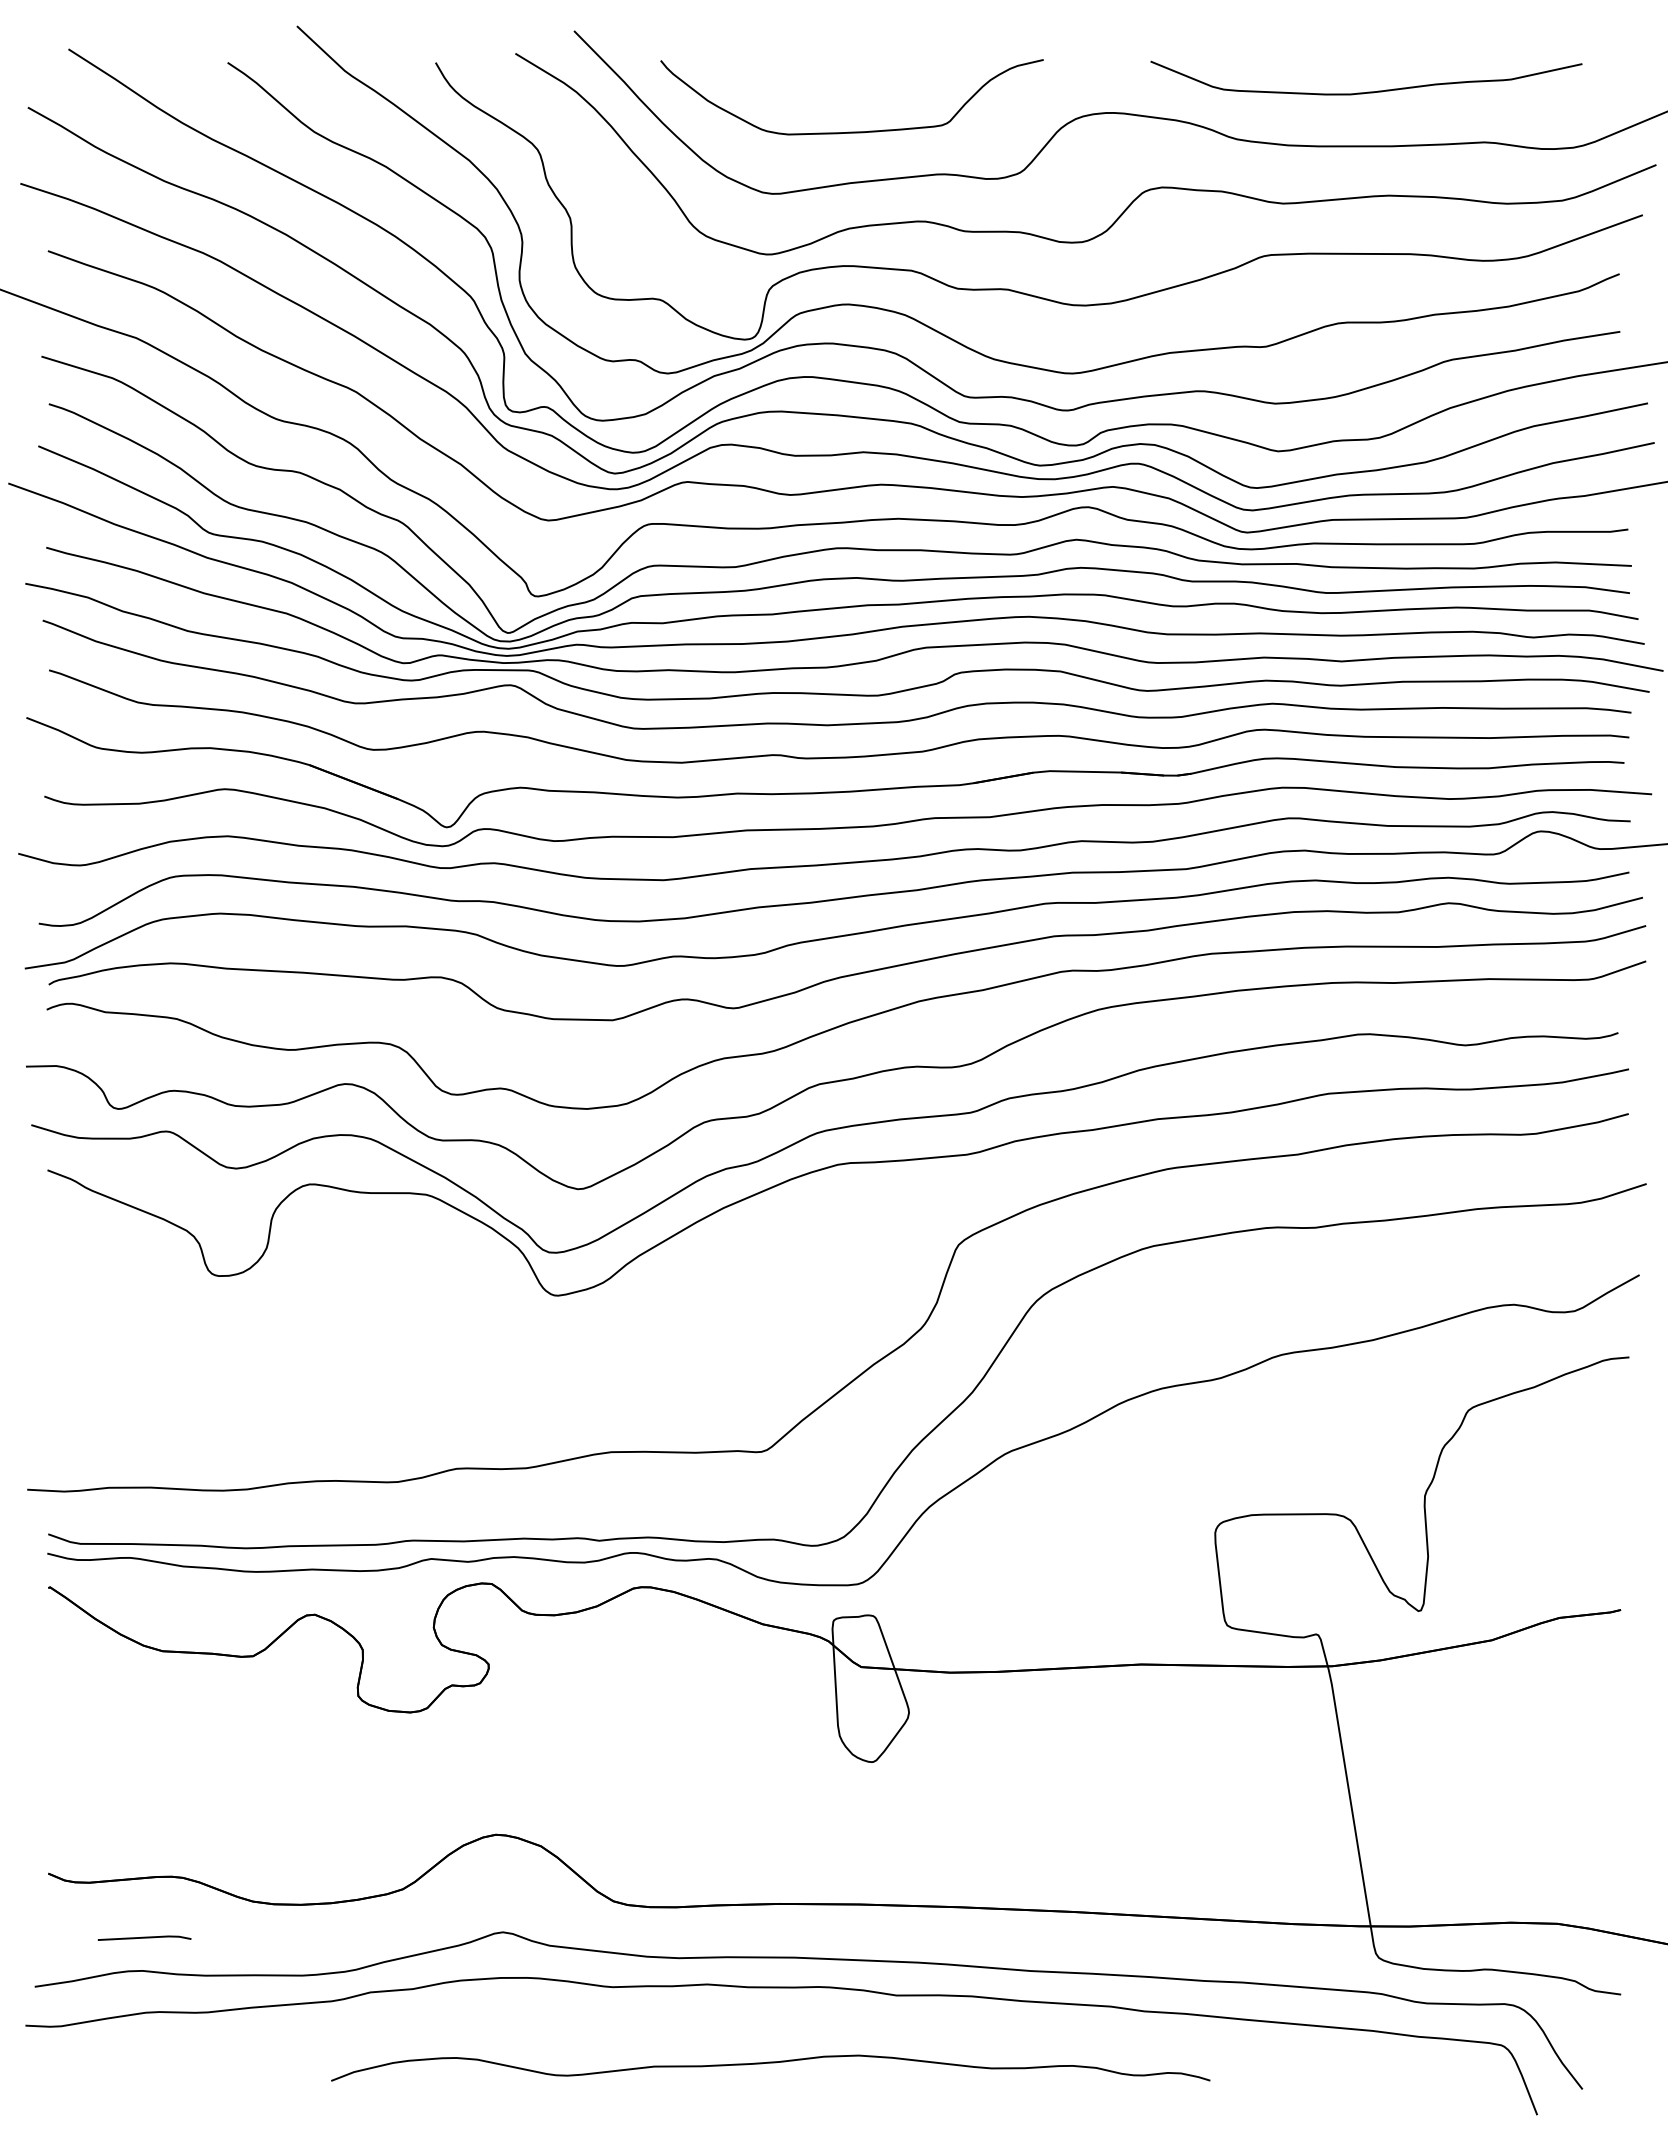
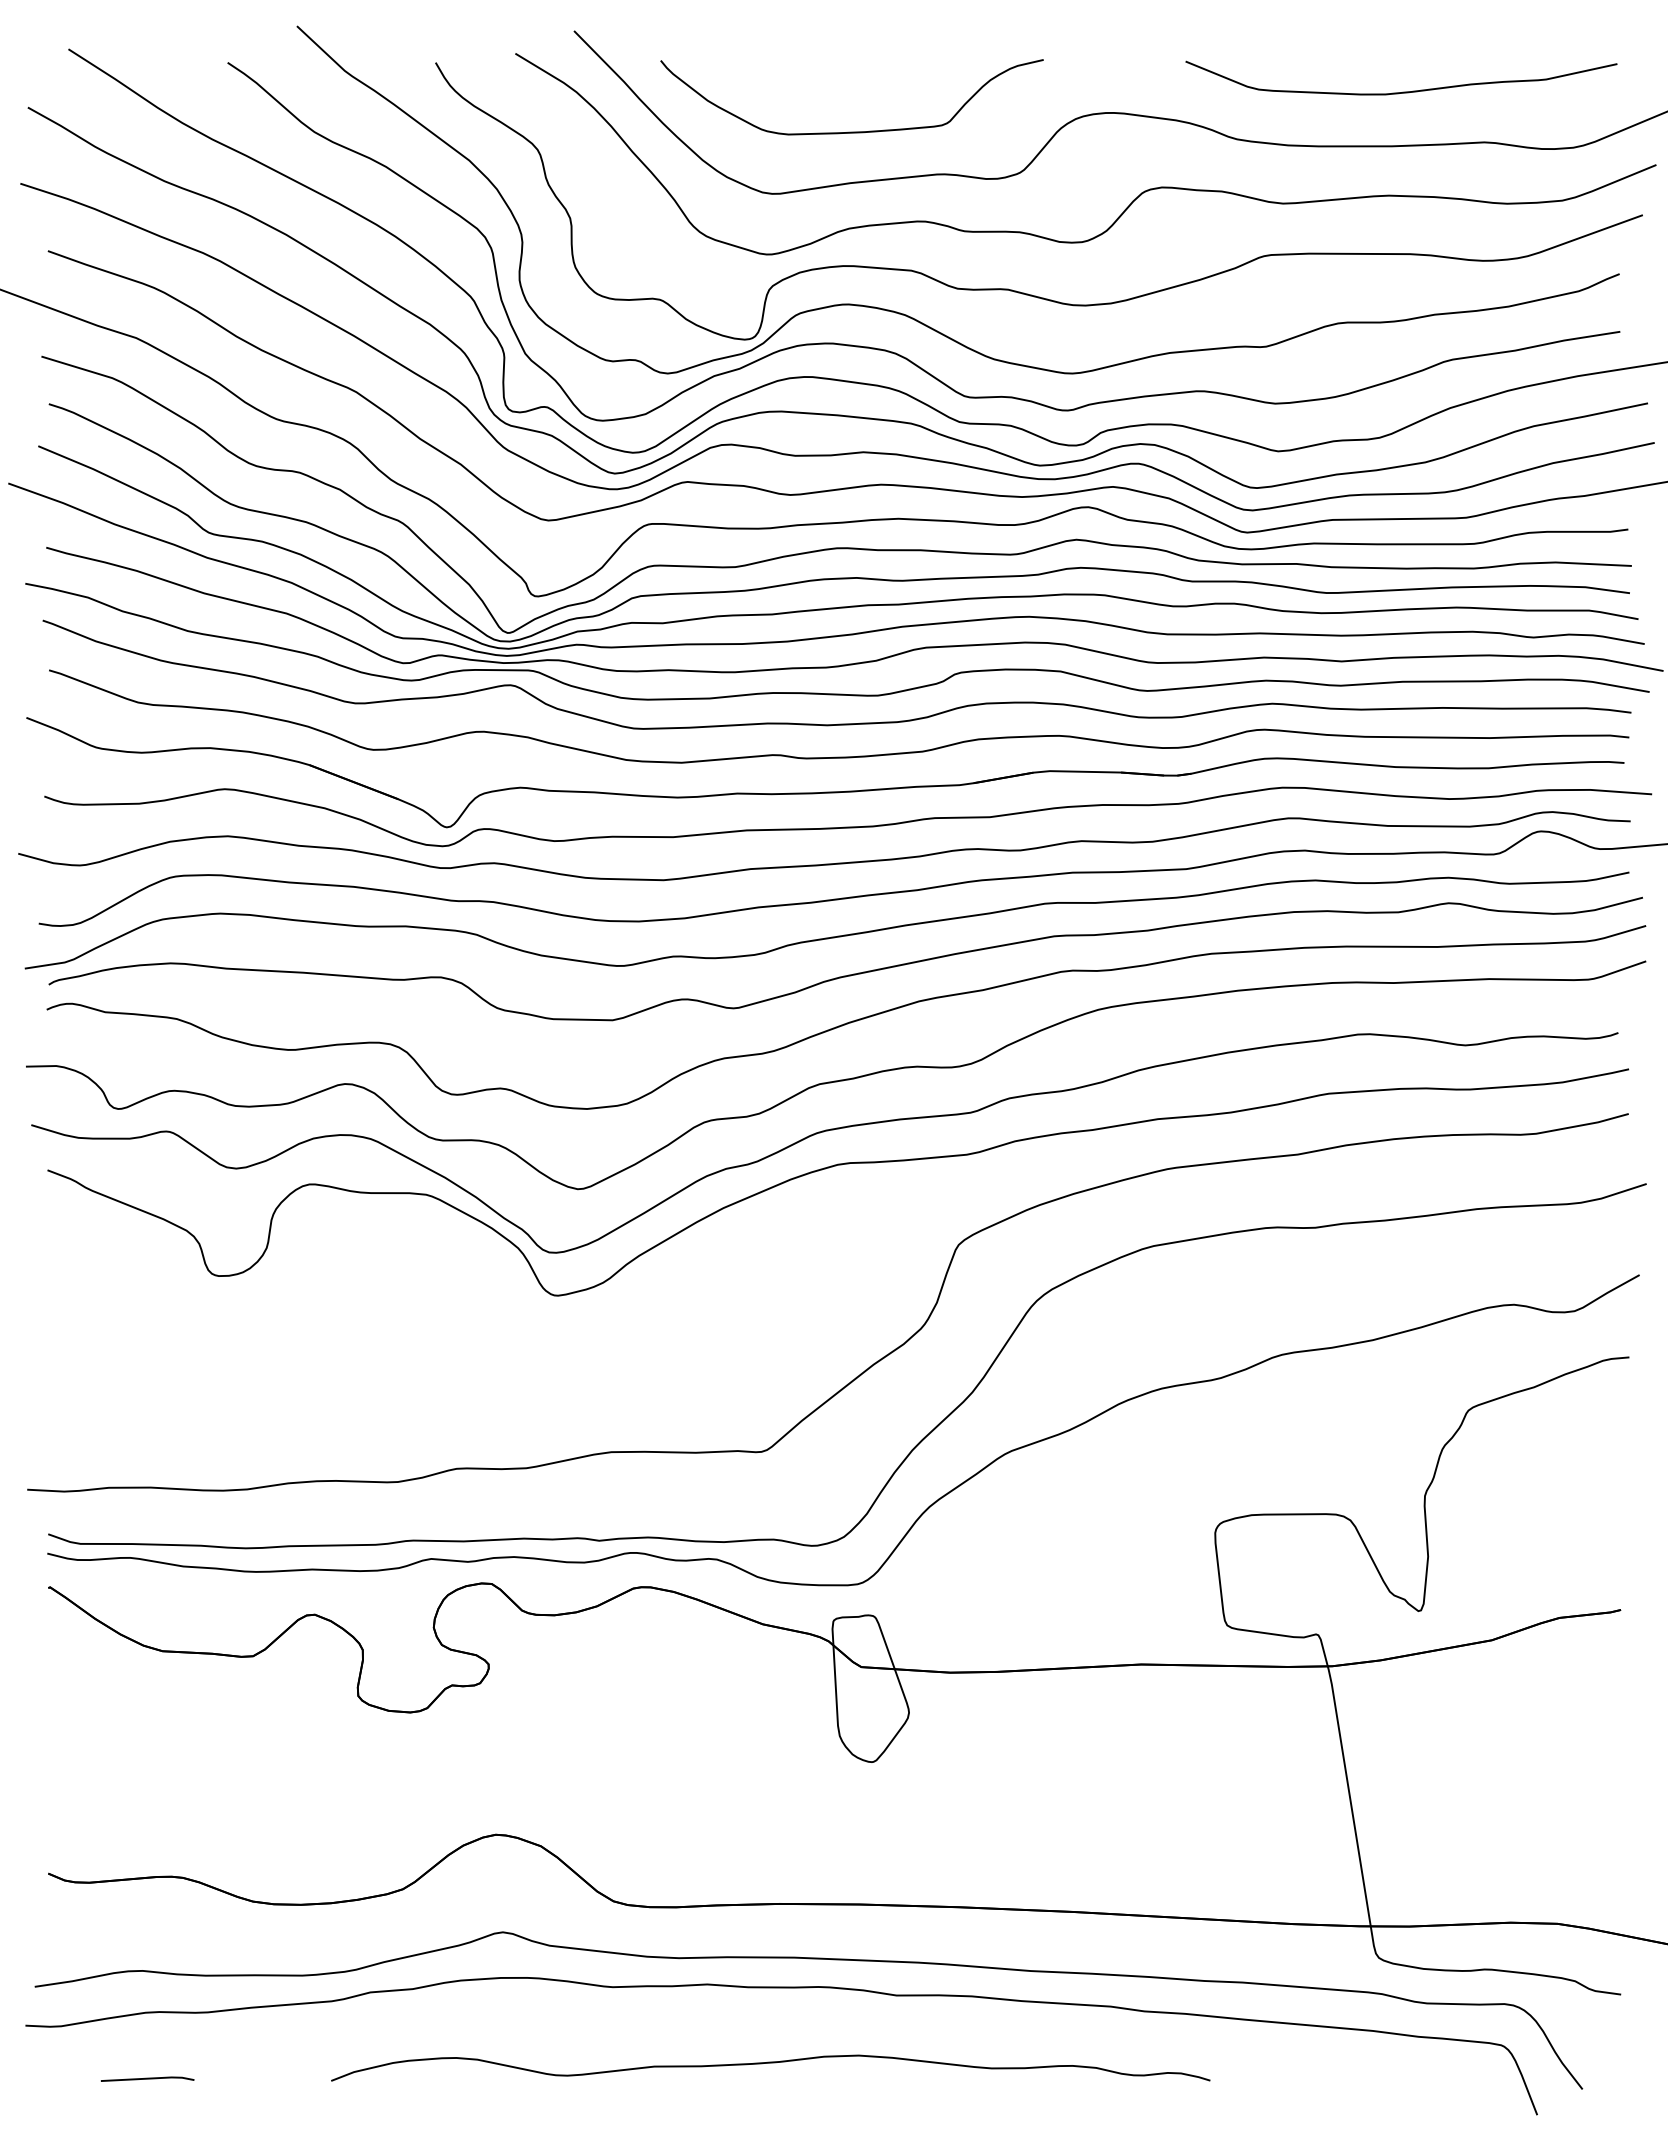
curve position: (1367, 91) -> (1402, 91) (1402, 91)
line position: (144, 1937) -> (147, 2078) (147, 2078)
